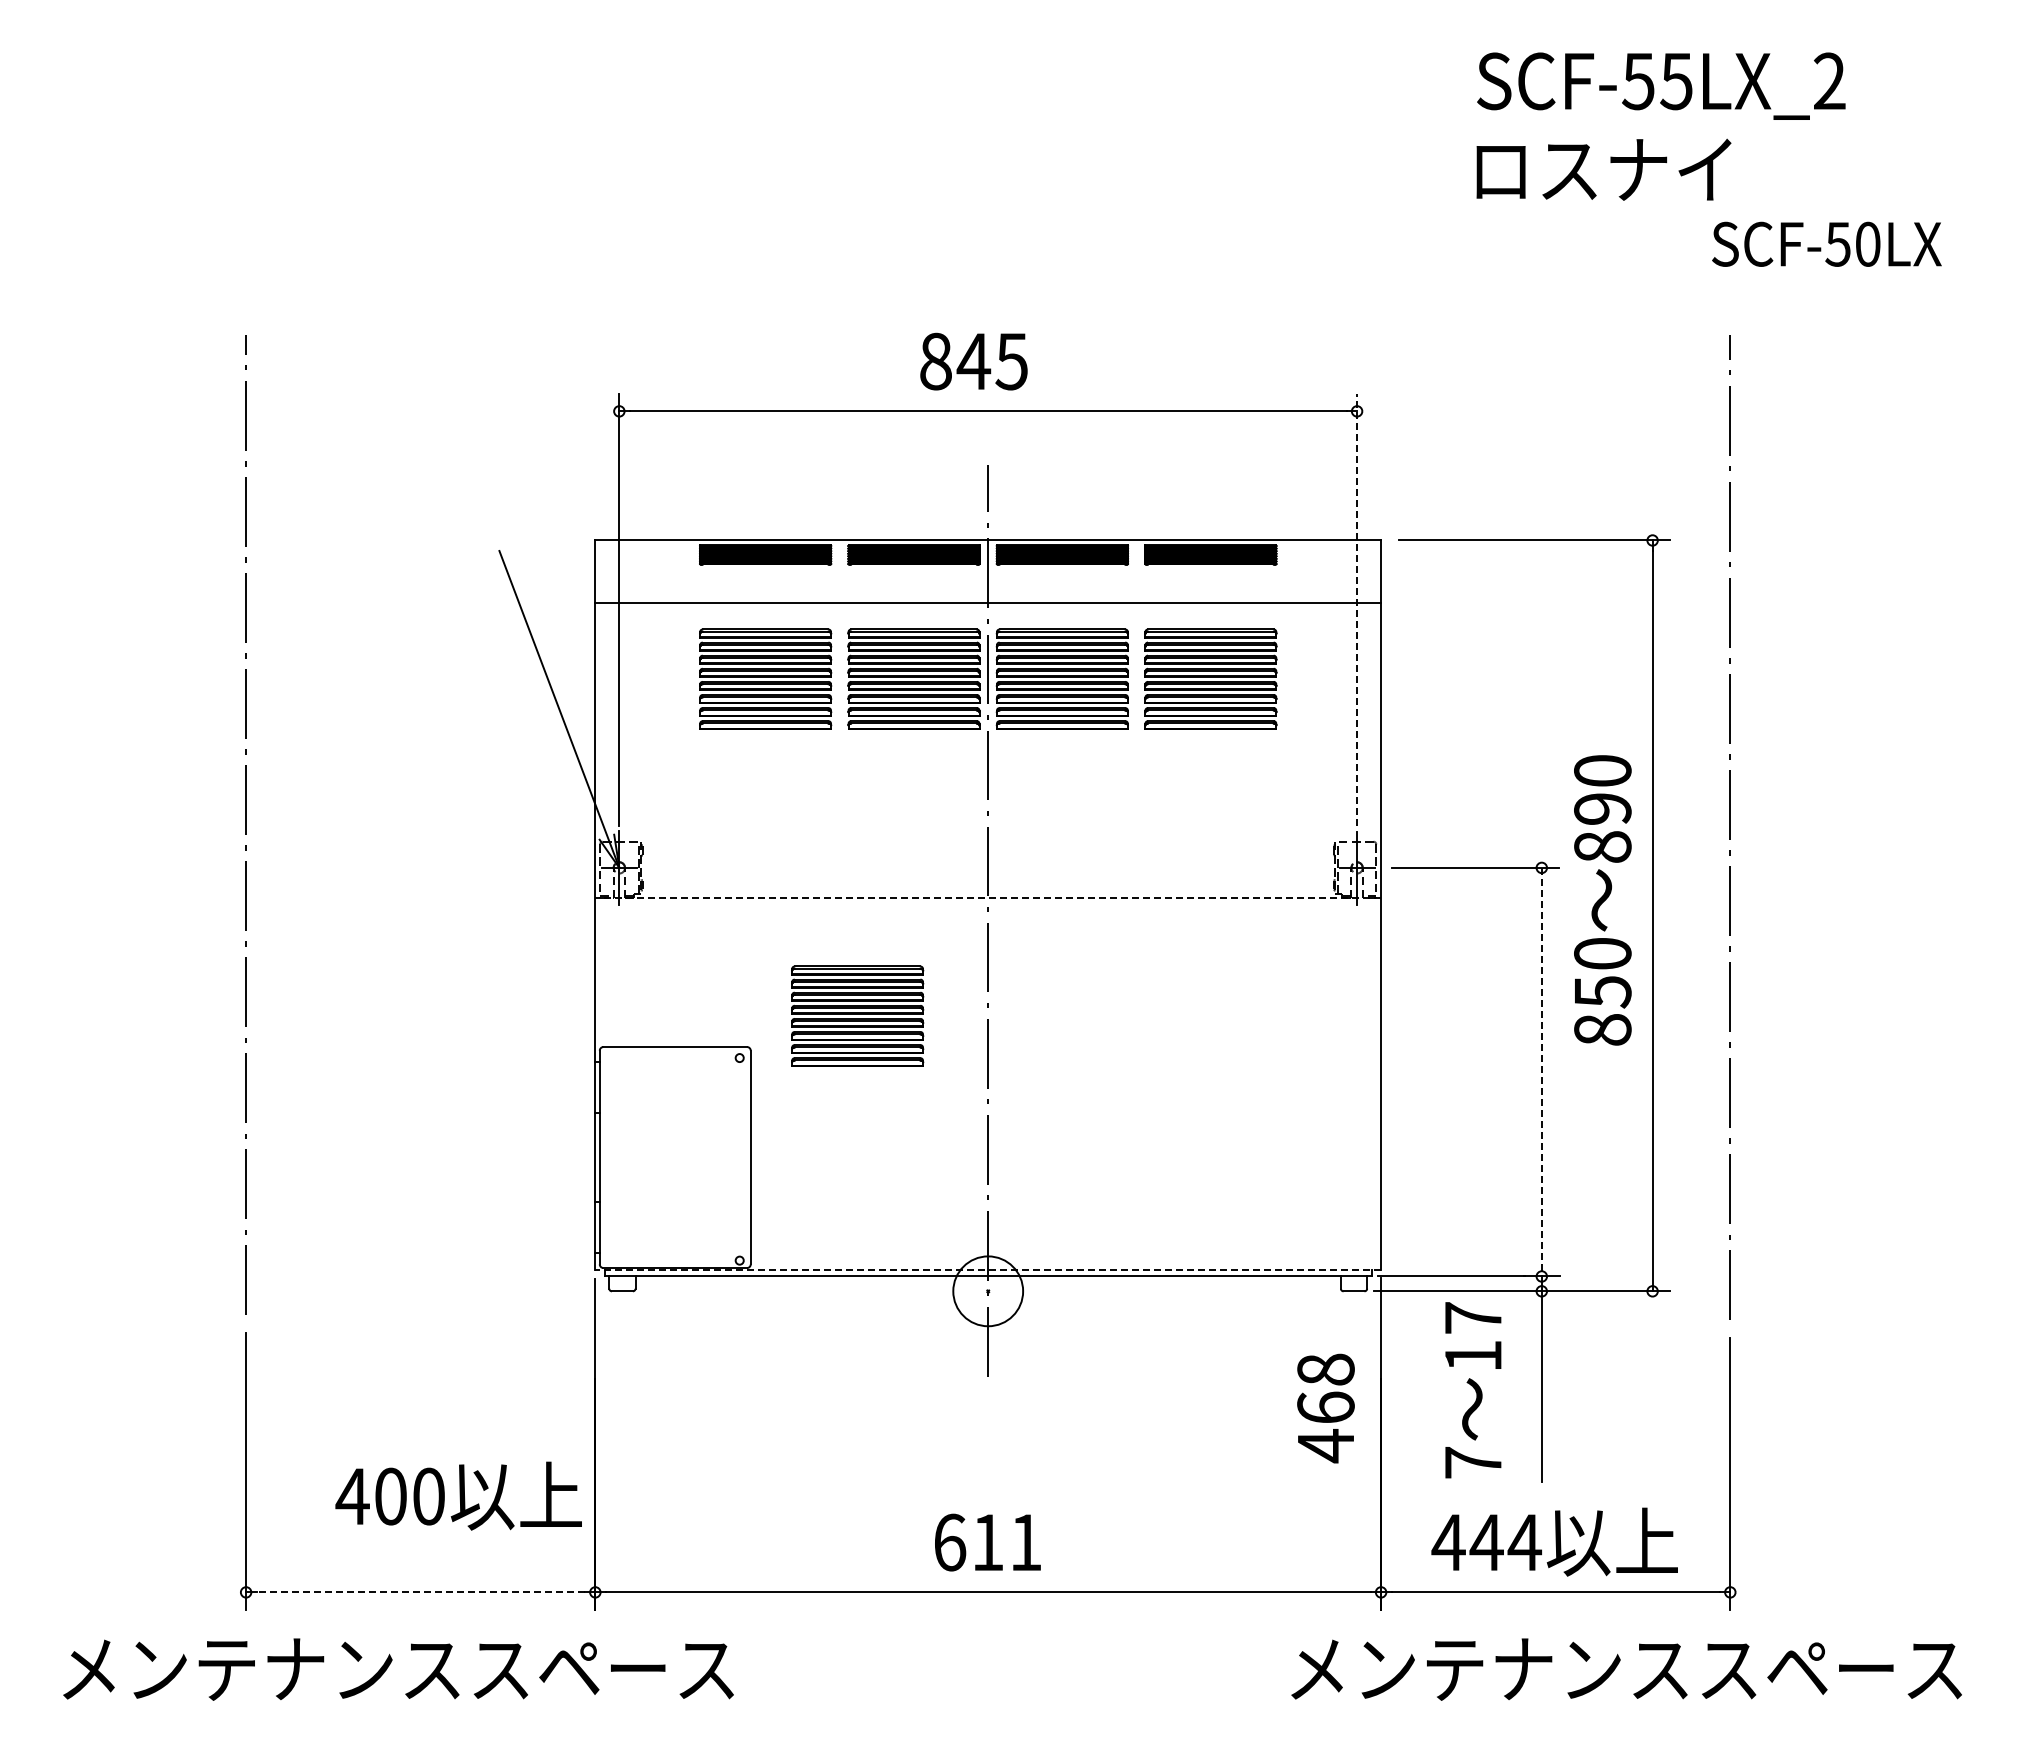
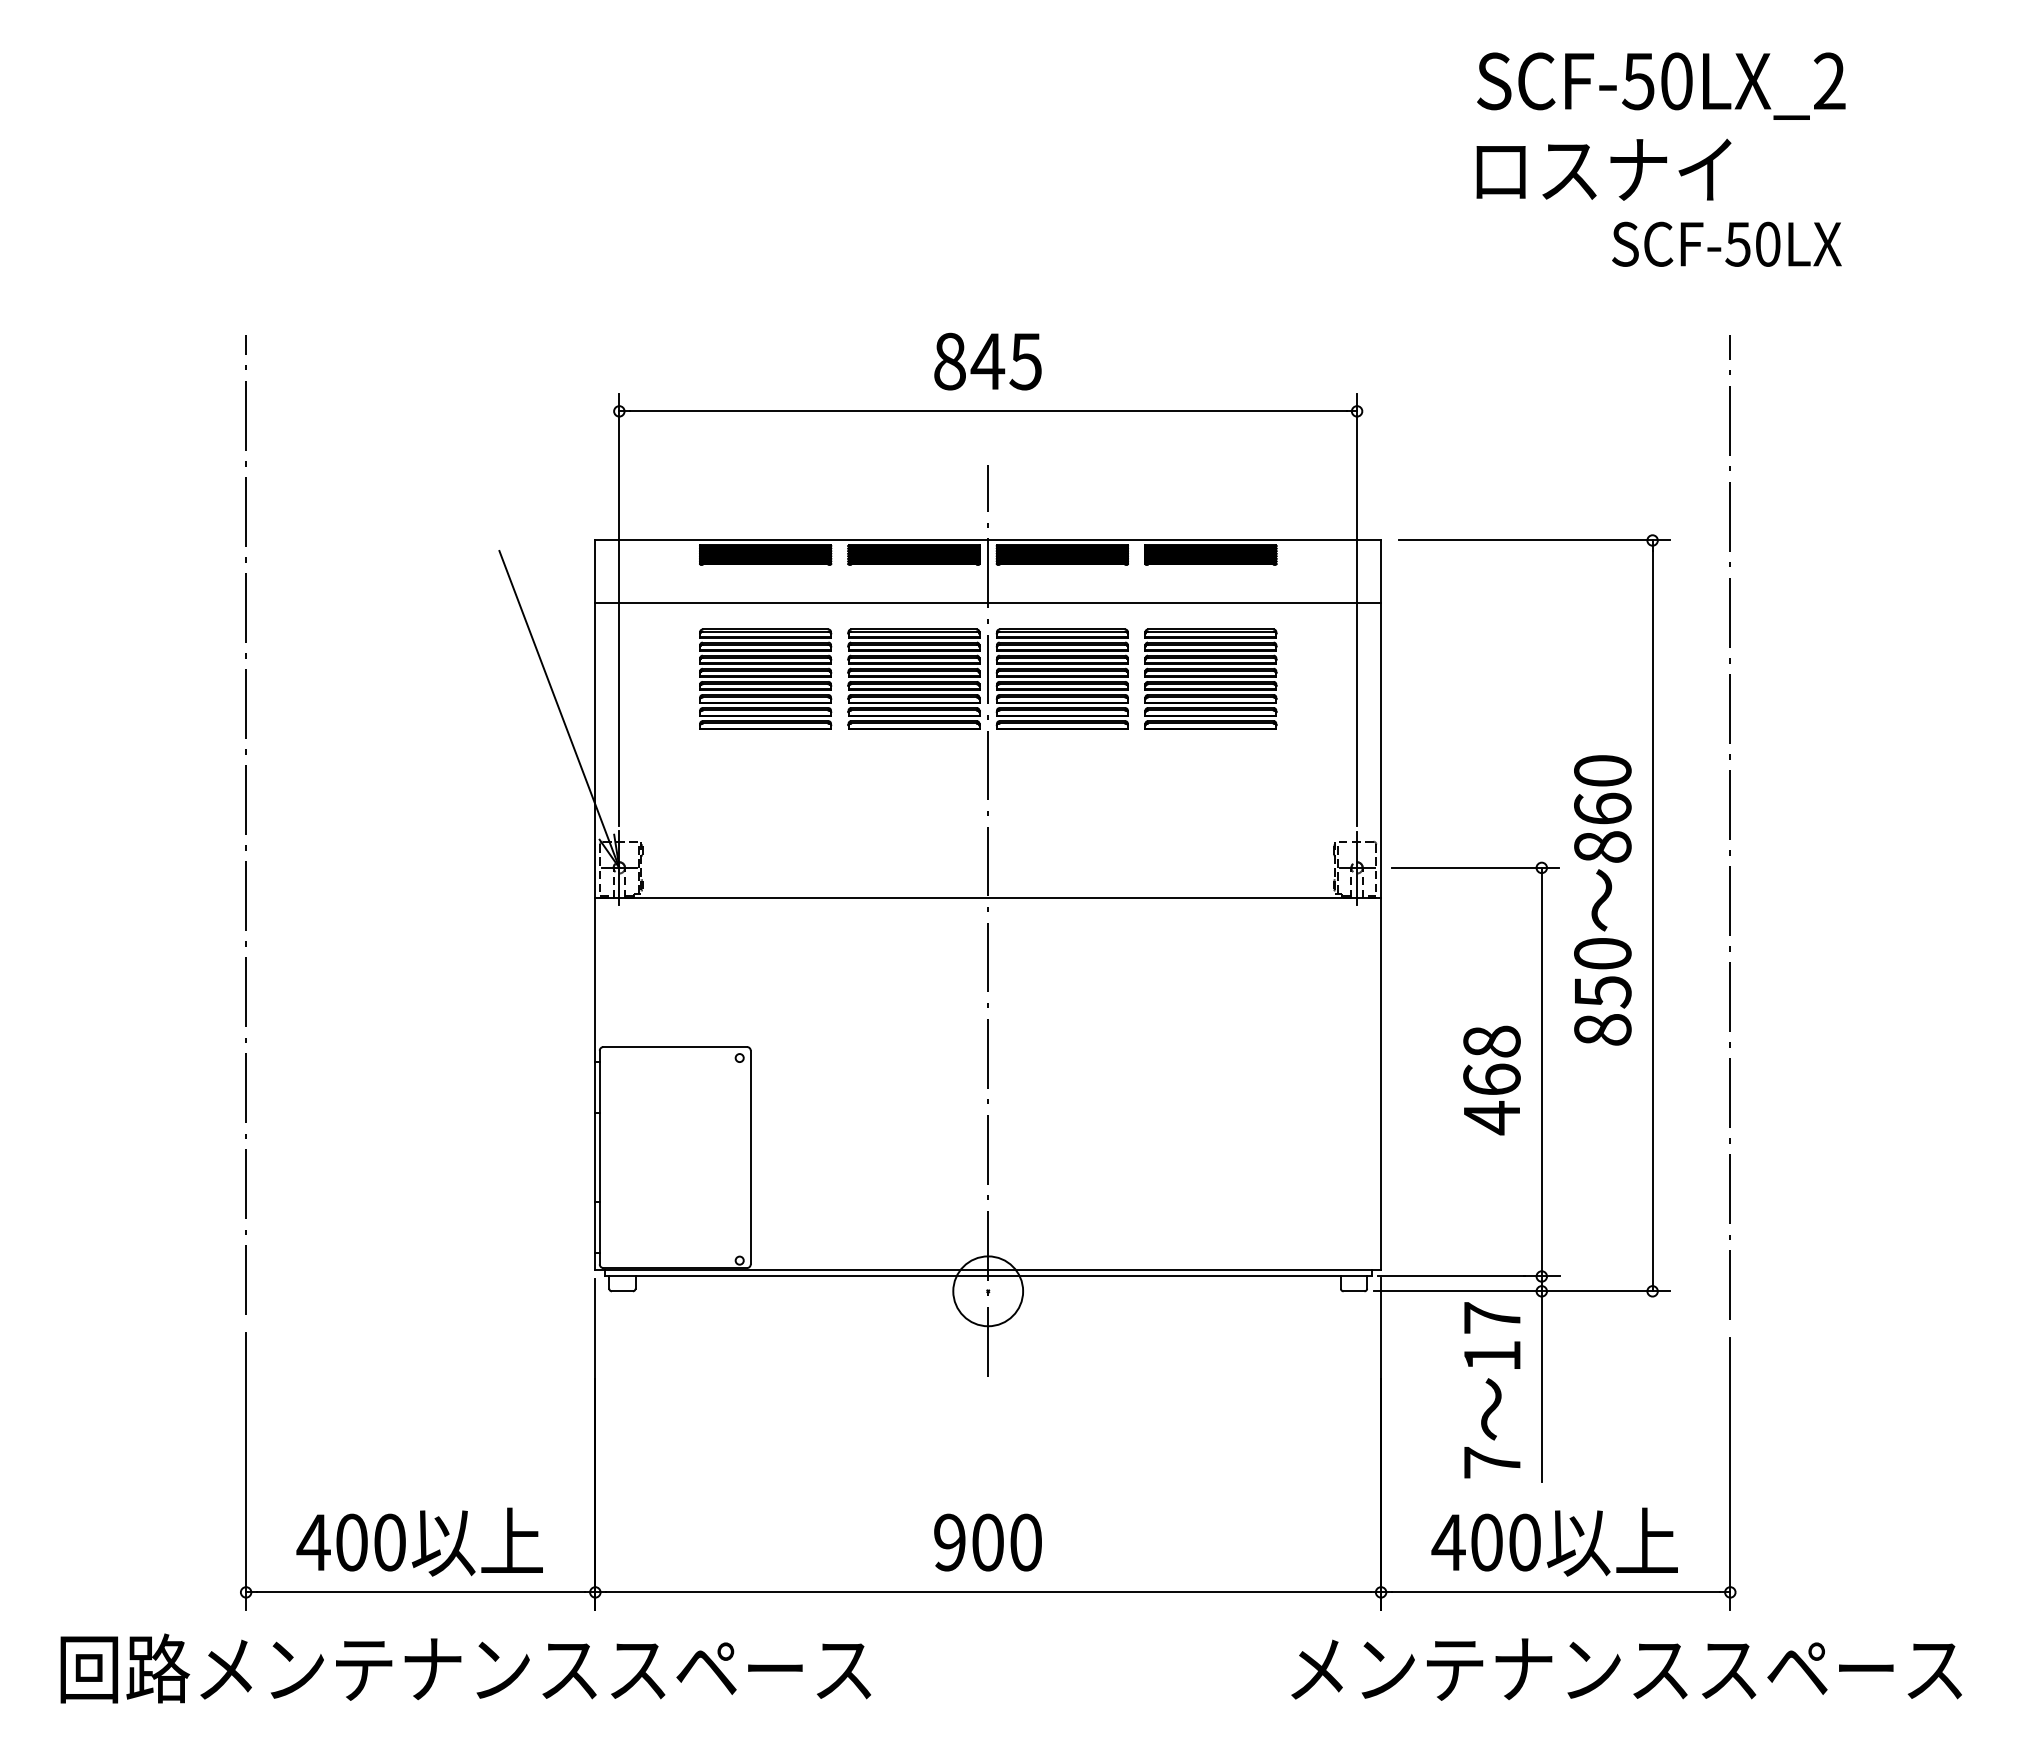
text: SCF-55LX_2 -> SCF-50LX_2 (1676, 81)
text position: (1826, 243) -> (1726, 243) (1726, 243)
text position: (973, 361) -> (987, 361) (987, 361)
line: dashed -> solid (1357, 609)
text: 890 -> 860 (1602, 808)
line: dashed -> solid (988, 897)
part: present -> none (857, 1015)
line: dashed -> solid (1541, 1072)
line: dashed -> solid (988, 1269)
text position: (1473, 1390) -> (1492, 1390) (1492, 1390)
text position: (1325, 1408) -> (1491, 1080) (1491, 1080)
text position: (458, 1495) -> (419, 1541) (419, 1541)
text: 611 -> 900 (987, 1542)
text: 444 -> 400 (1505, 1542)
line: dashed -> solid (420, 1592)
text: メンテナンススペース -> 回路メンテナンススペース (465, 1668)
